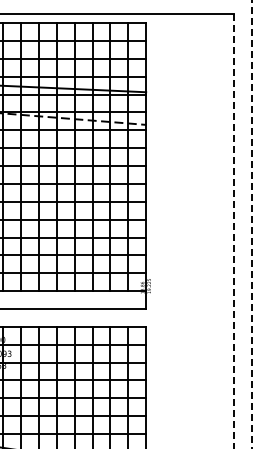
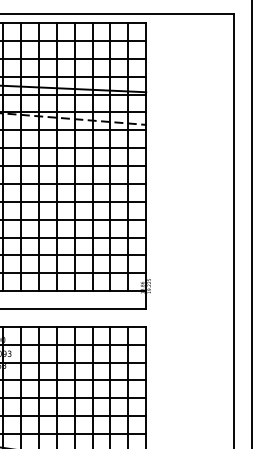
line: dashed -> solid (252, 224)
line: dashed -> solid (234, 231)
